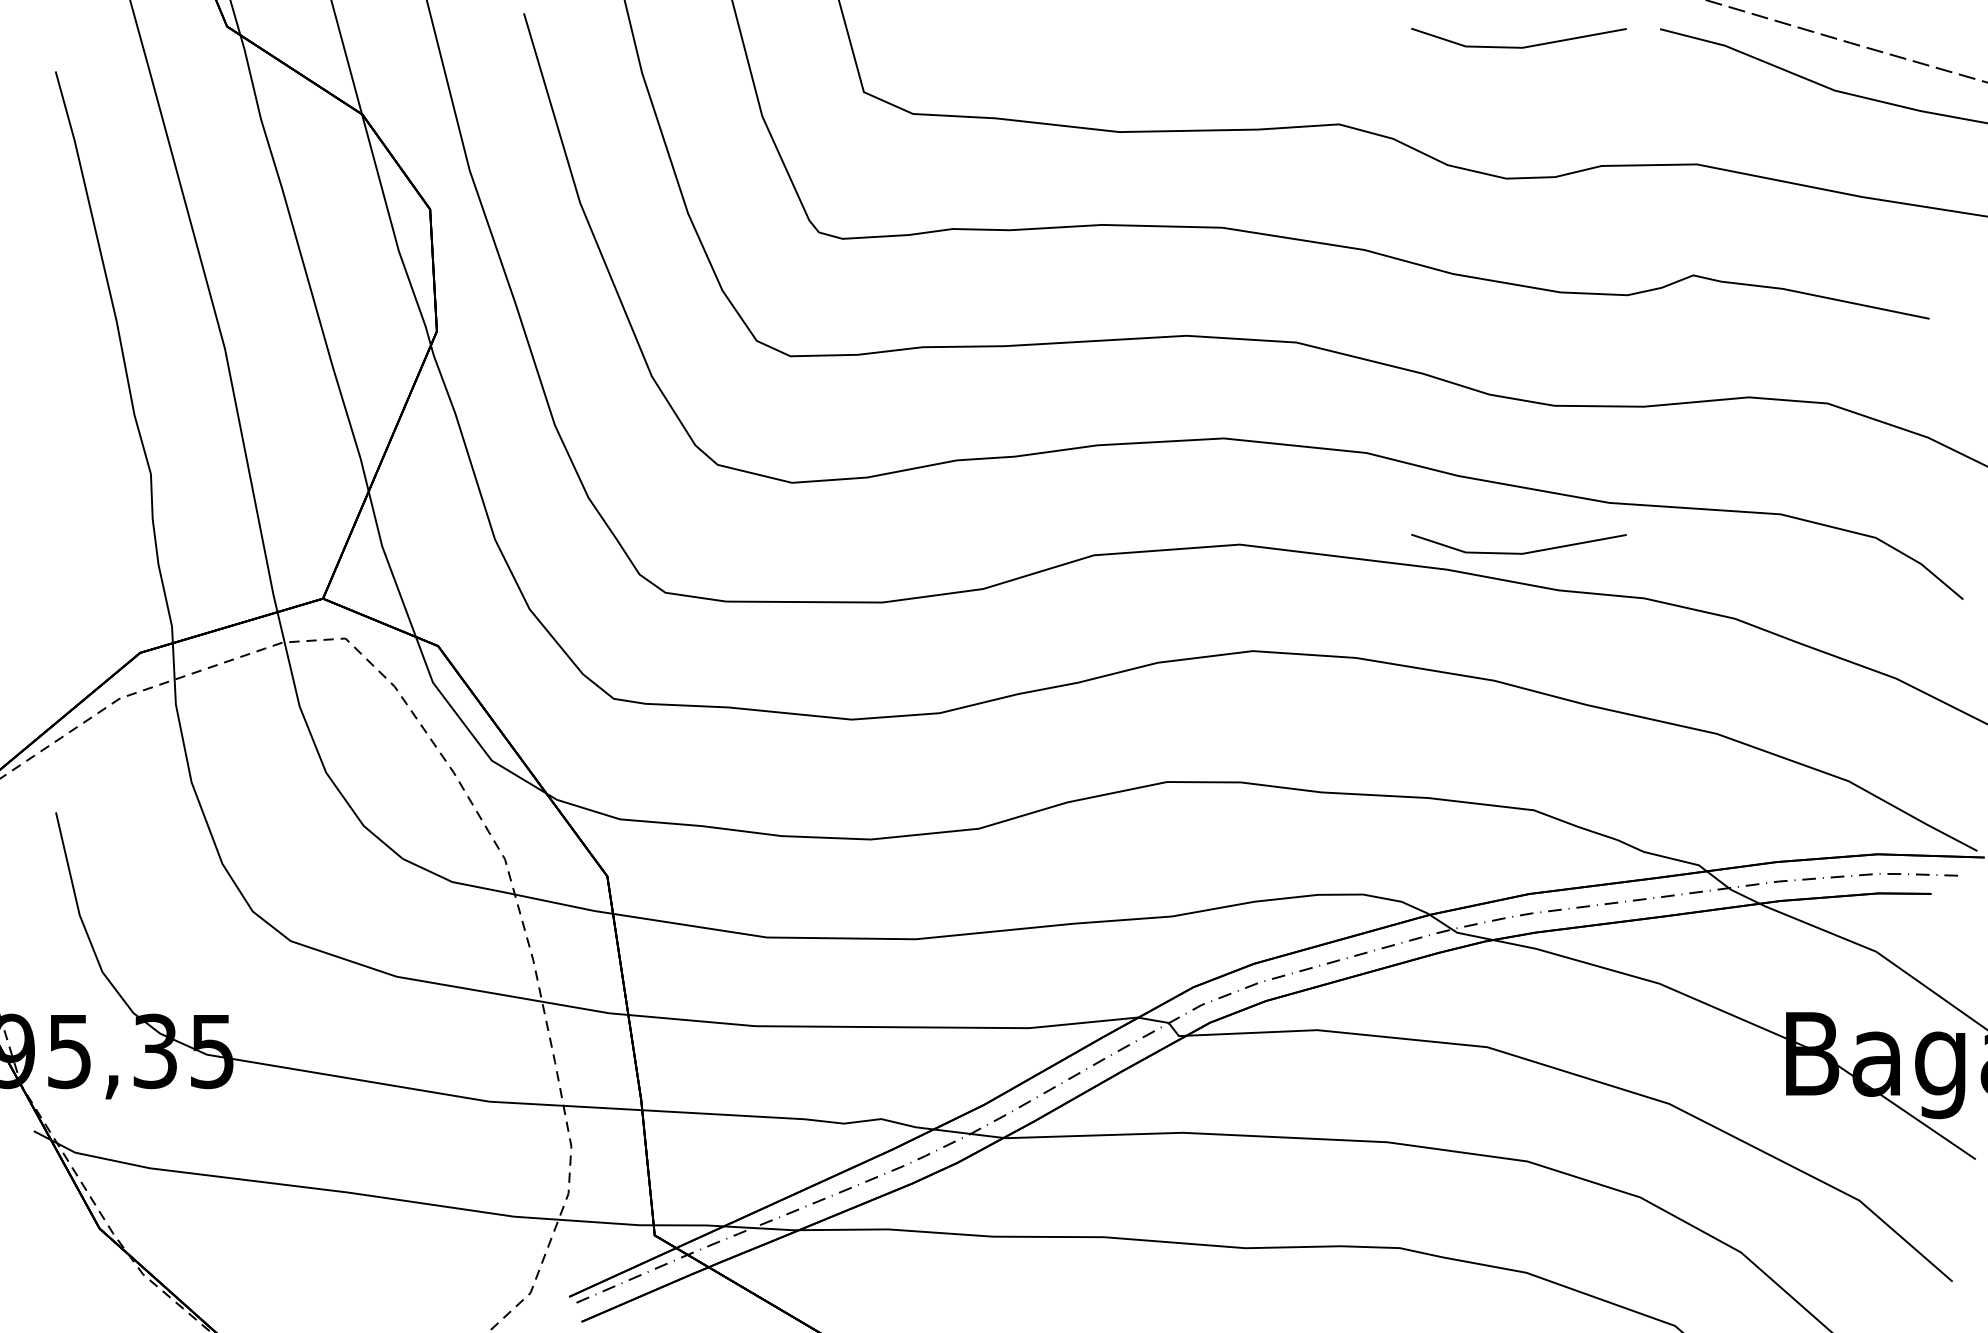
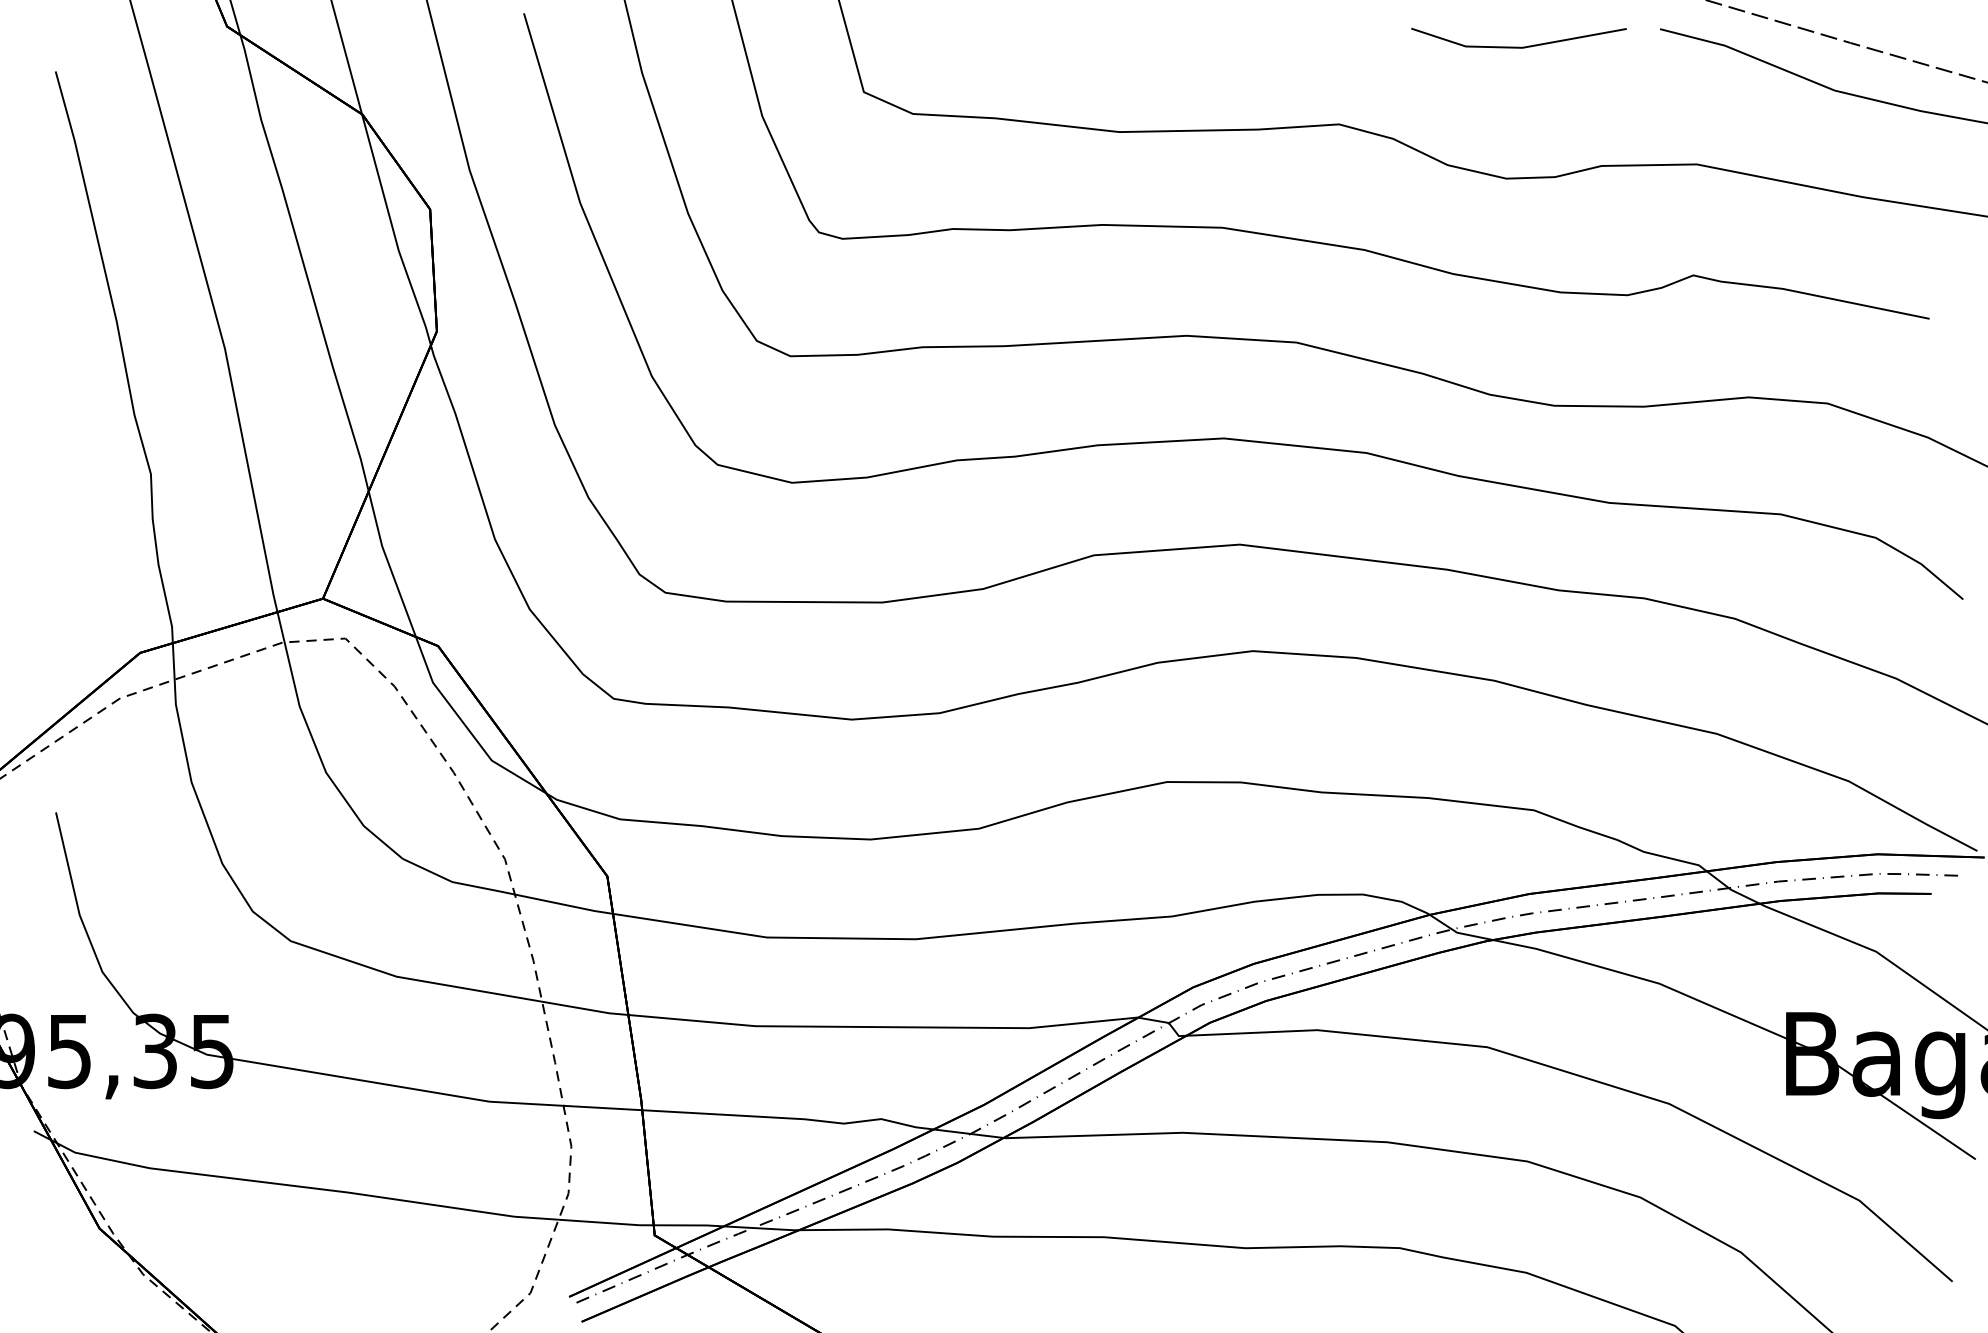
line: present -> none (1518, 552)
